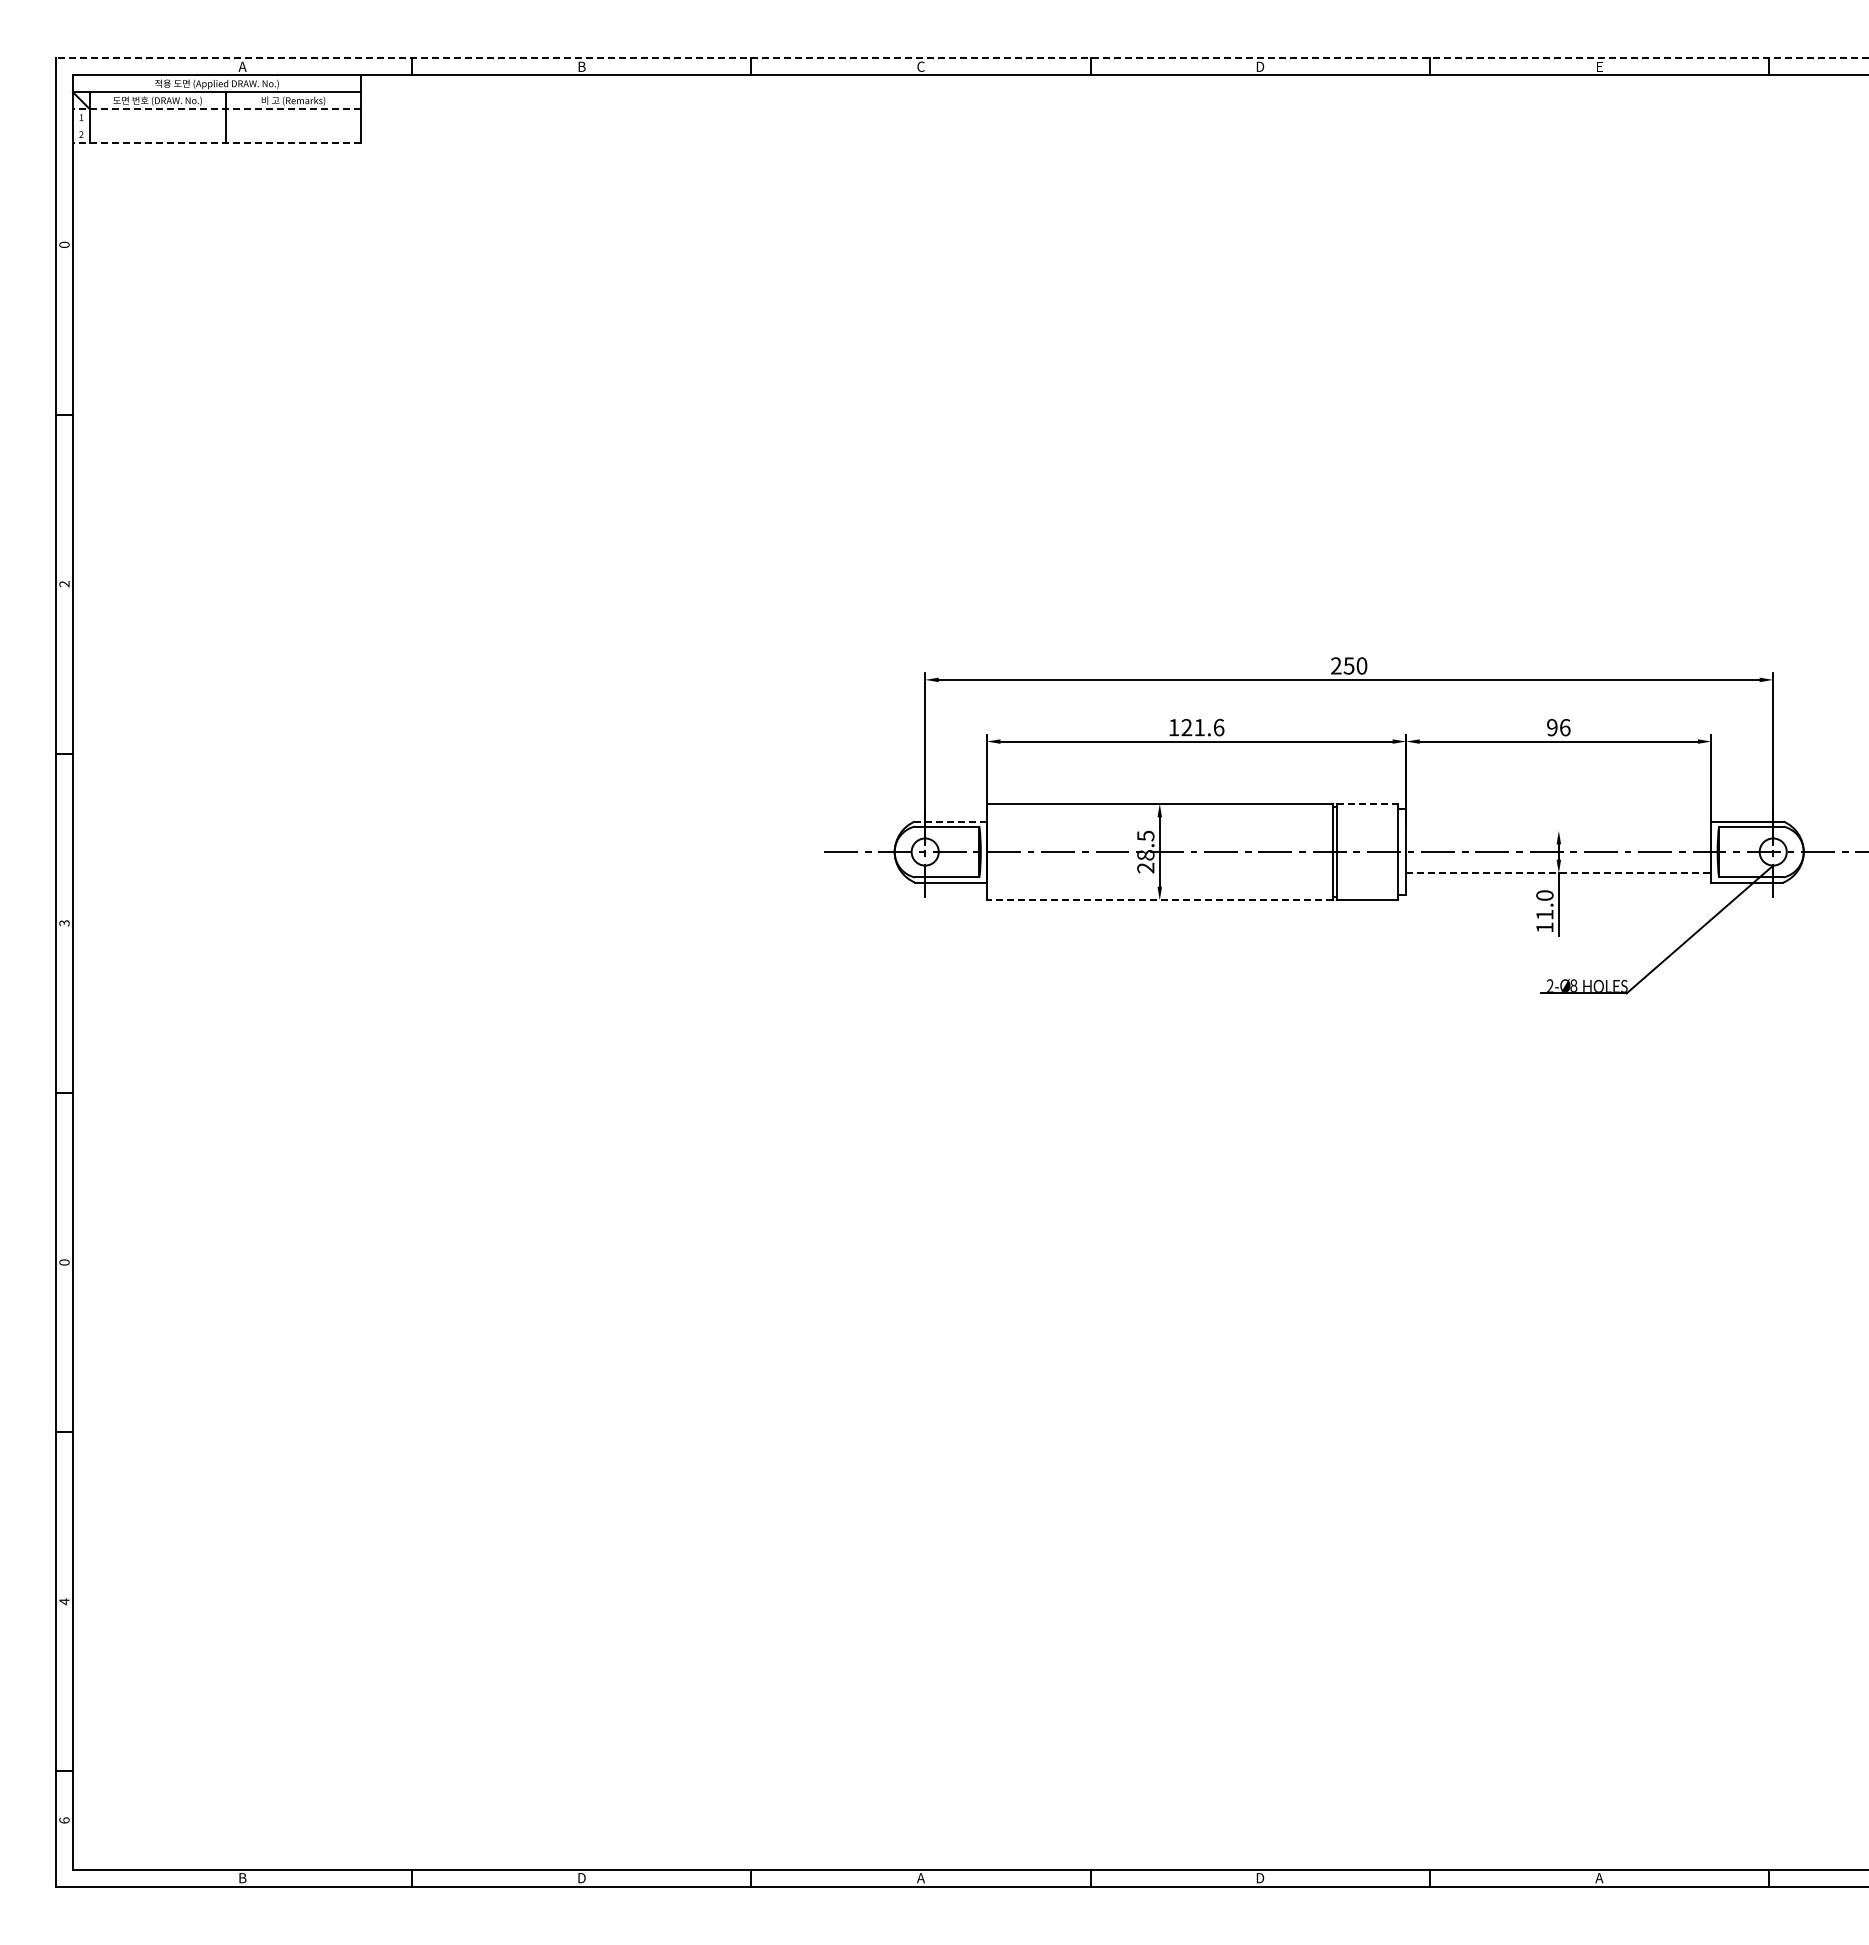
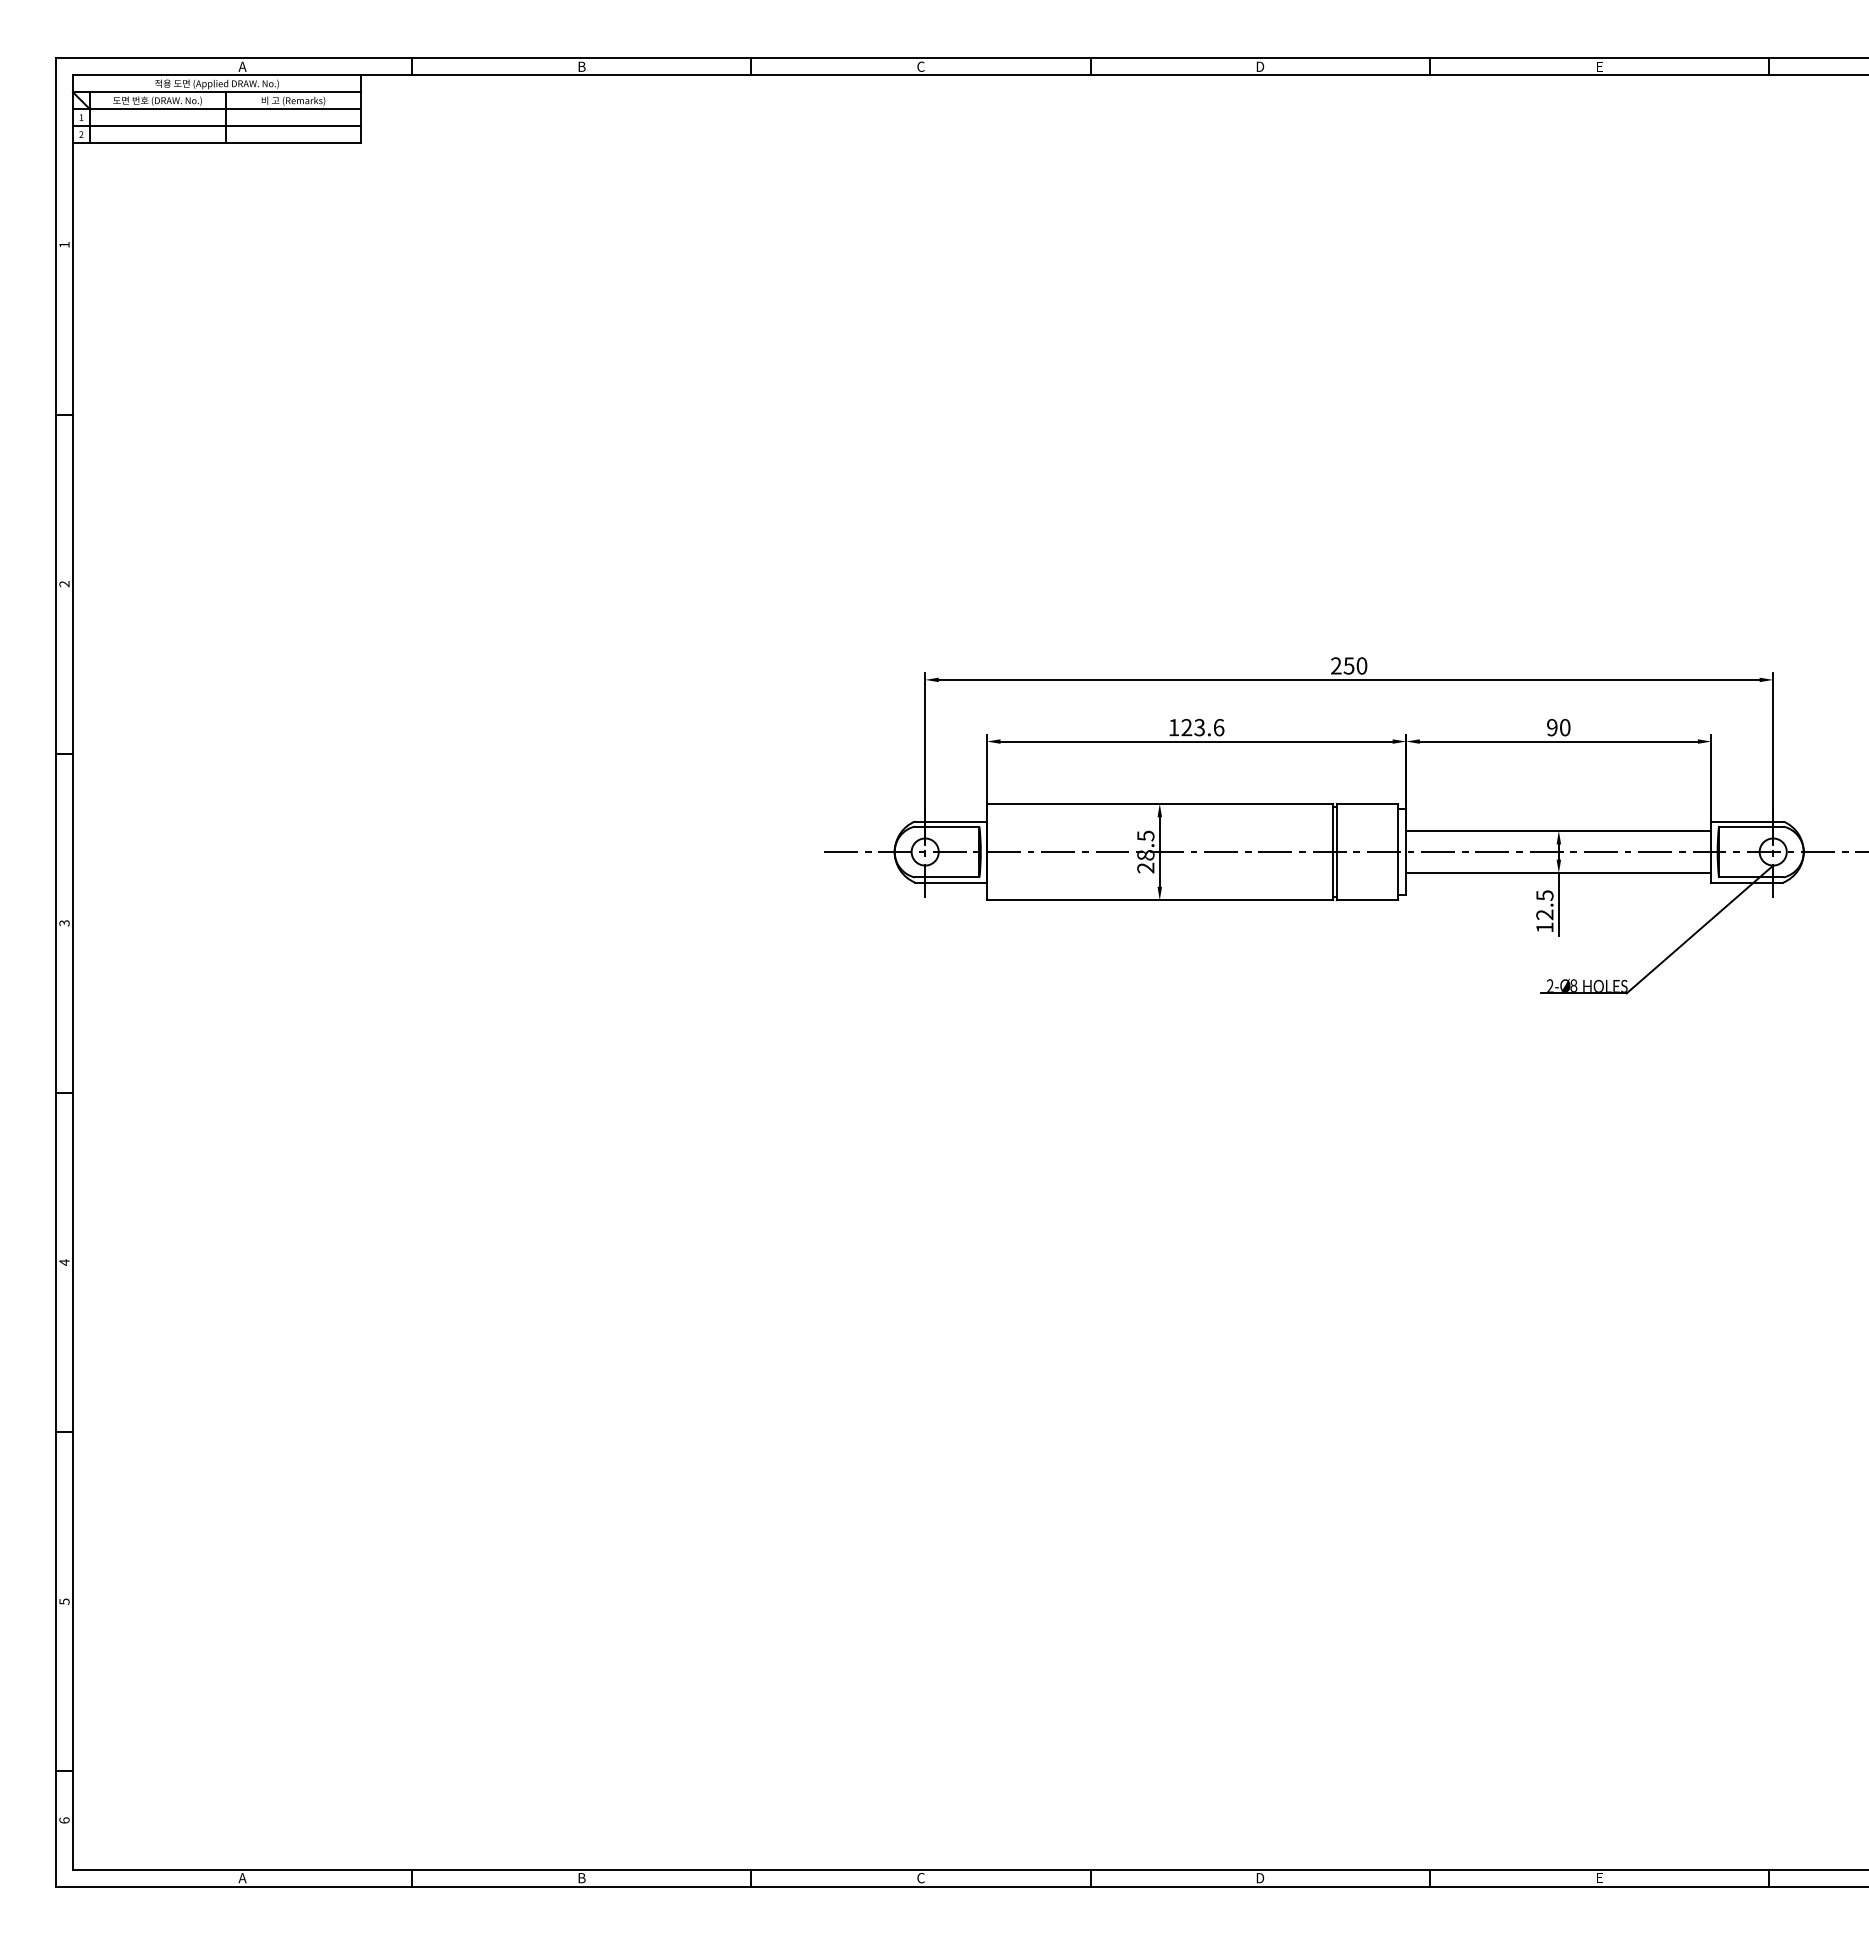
line: dashed -> solid (961, 58)
line: dashed -> solid (216, 109)
line: none -> present (217, 126)
line: dashed -> solid (216, 143)
text: 0 -> 1 (64, 244)
text: 121.6 -> 123.6 (1199, 727)
text: 96 -> 90 (1565, 727)
line: dashed -> solid (1368, 803)
line: dashed -> solid (950, 821)
line: none -> present (1558, 830)
line: dashed -> solid (1558, 873)
line: dashed -> solid (1159, 900)
text: 11.0 -> 12.5 (1544, 905)
text: 0 -> 4 (64, 1262)
text: 4 -> 5 (64, 1601)
text: B -> A (242, 1878)
text: D -> B (581, 1878)
text: A -> C (920, 1878)
text: A -> E (1599, 1878)
